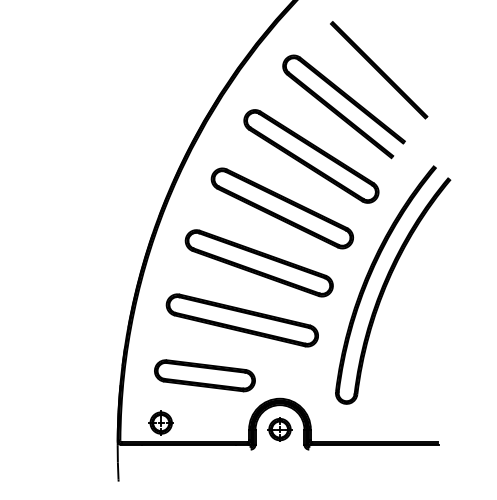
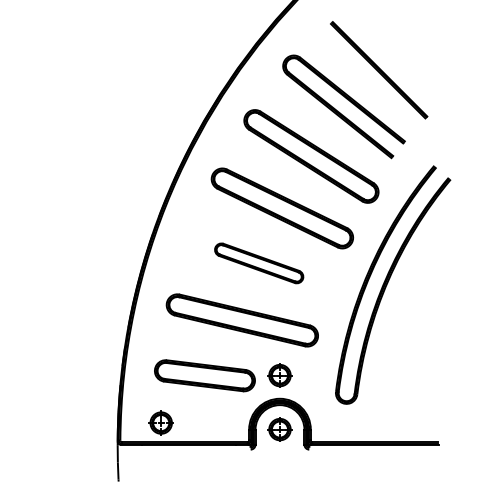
part size: 150x69 px -> 91x43 px (259, 263)
part: none -> present (279, 375)
